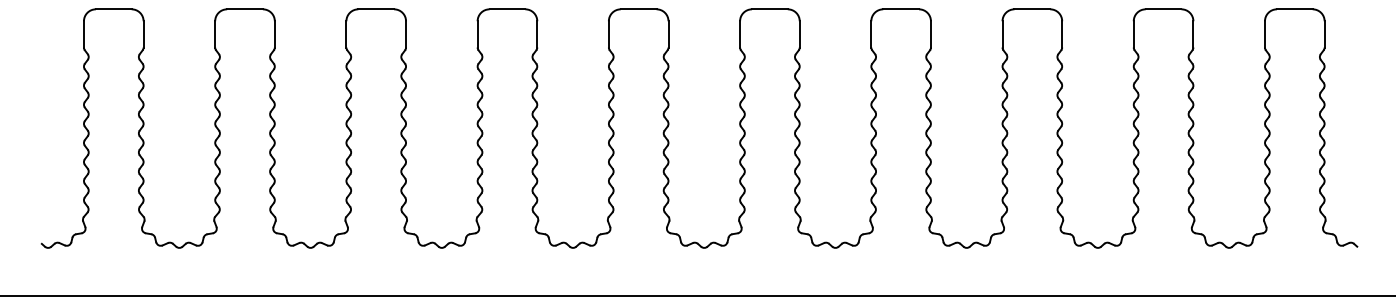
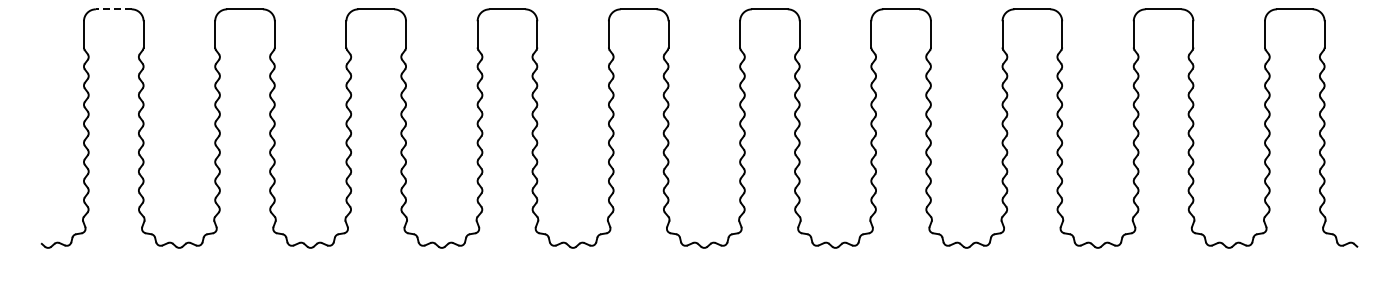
line: solid -> dashed (113, 9)
line: present -> none (697, 295)
